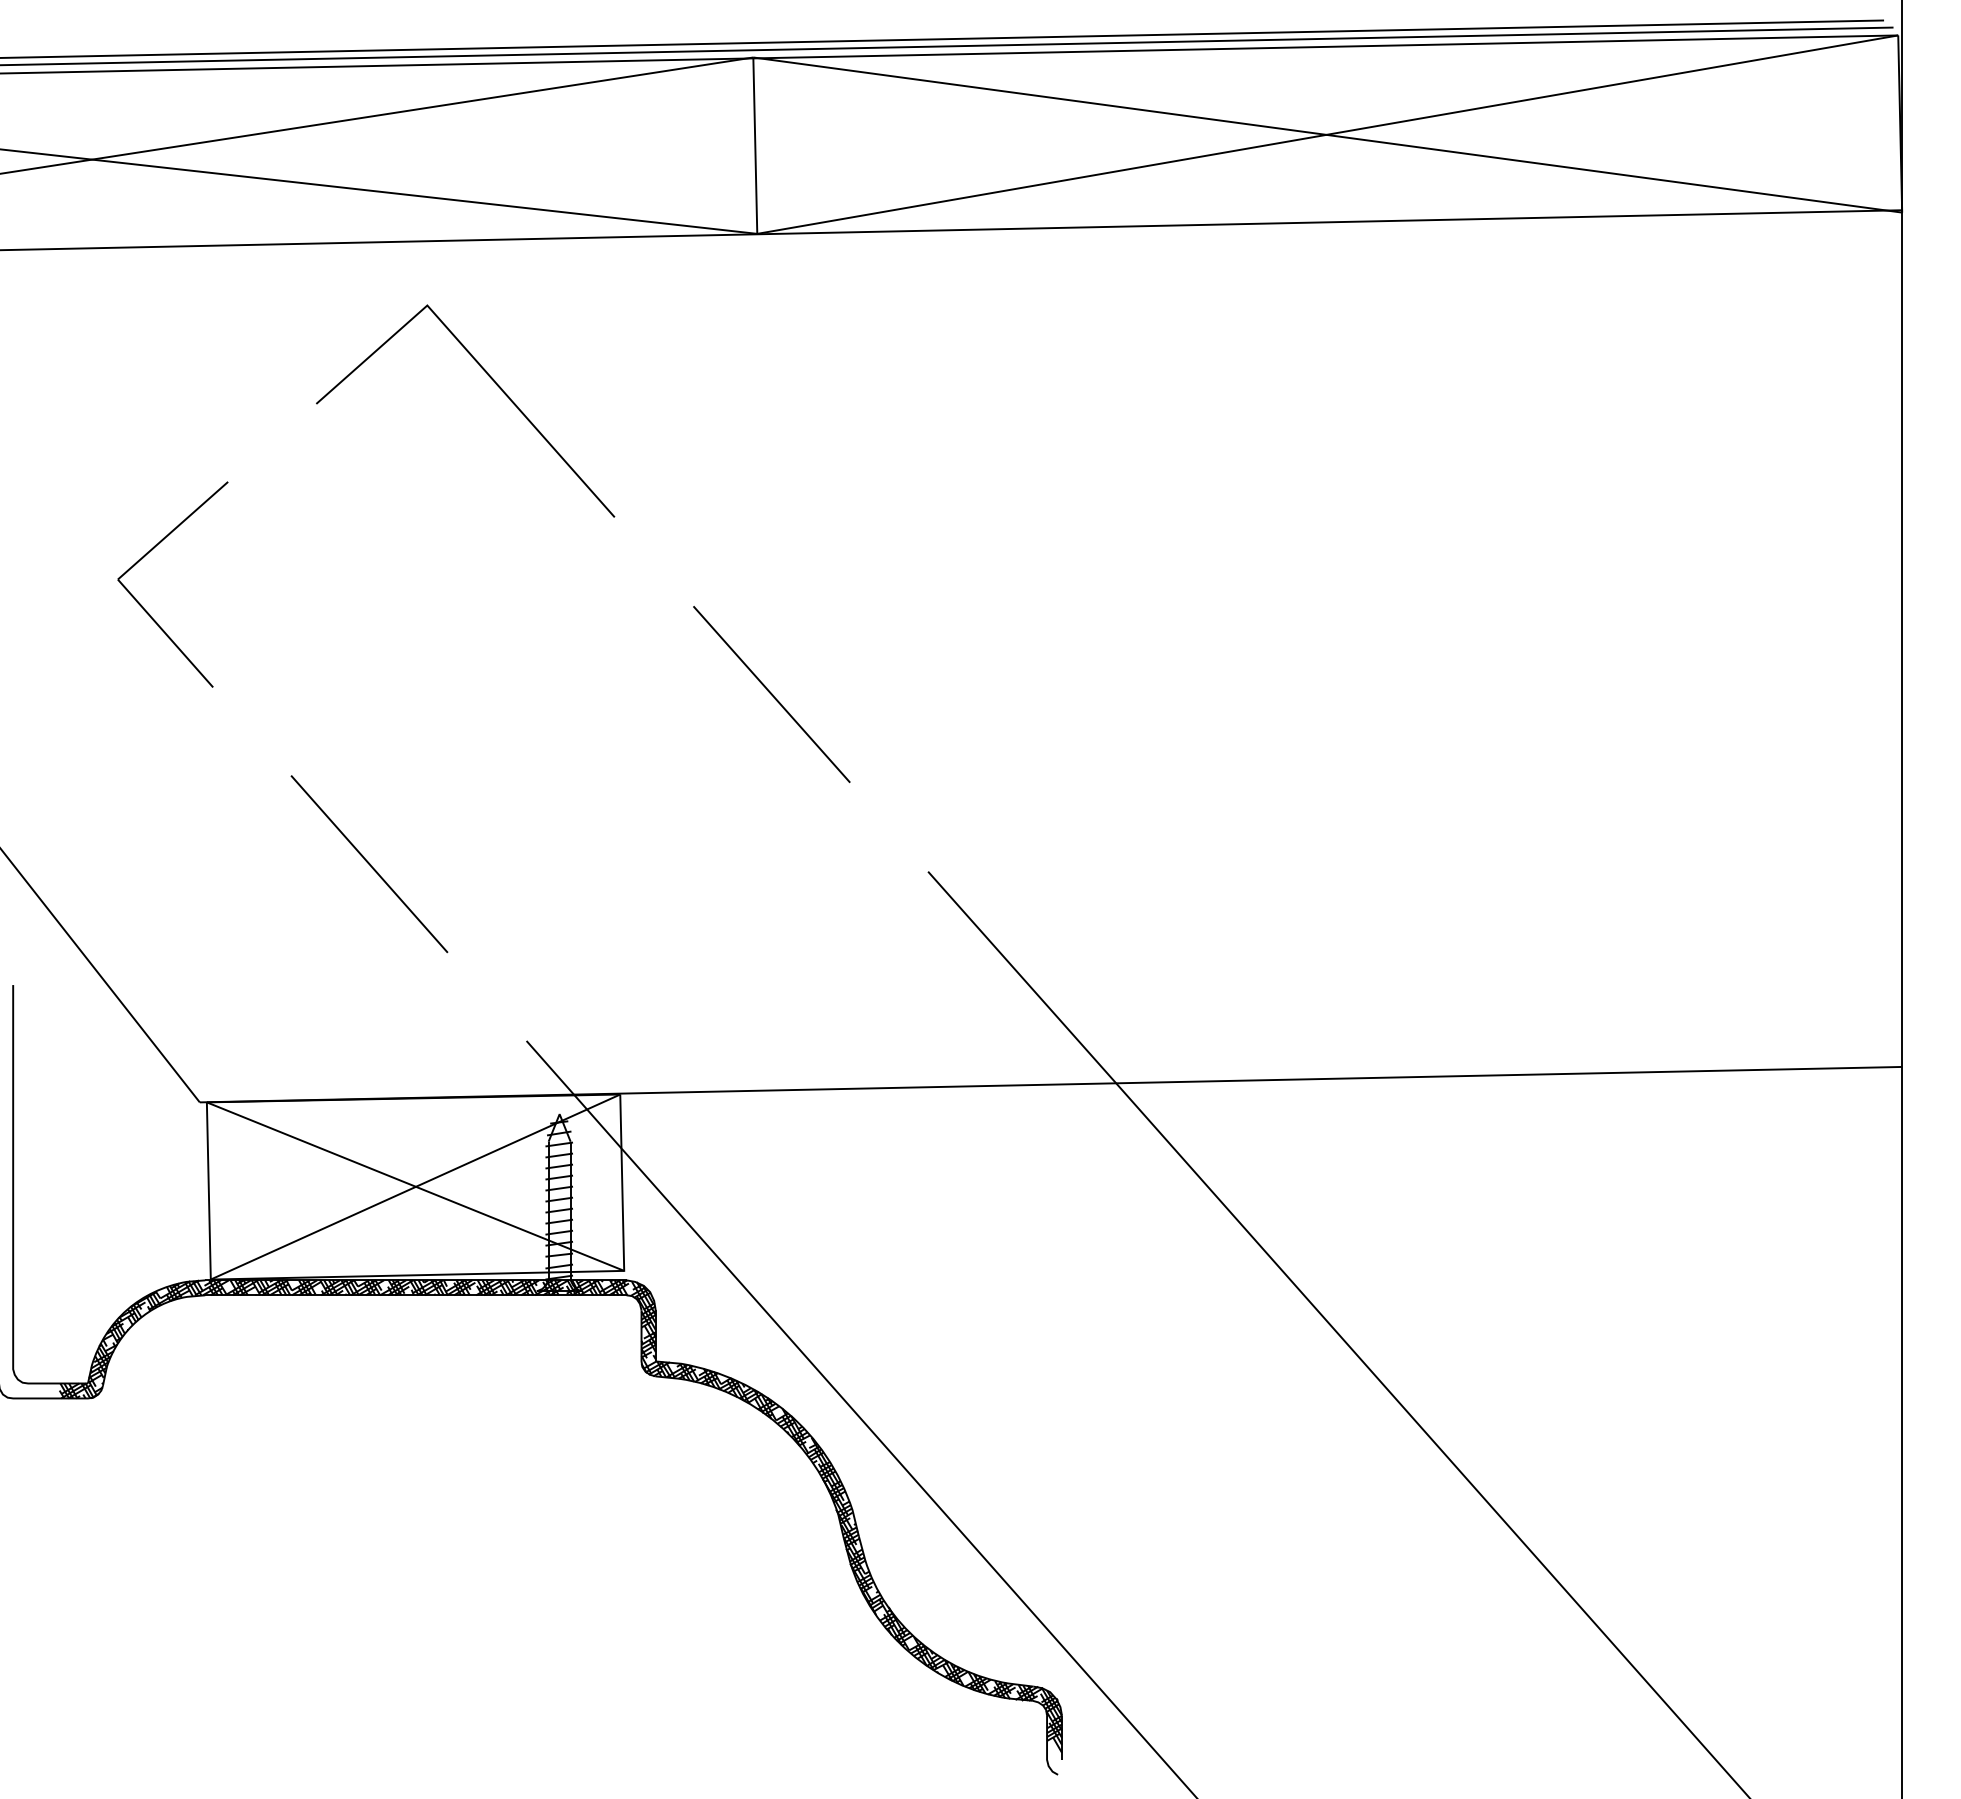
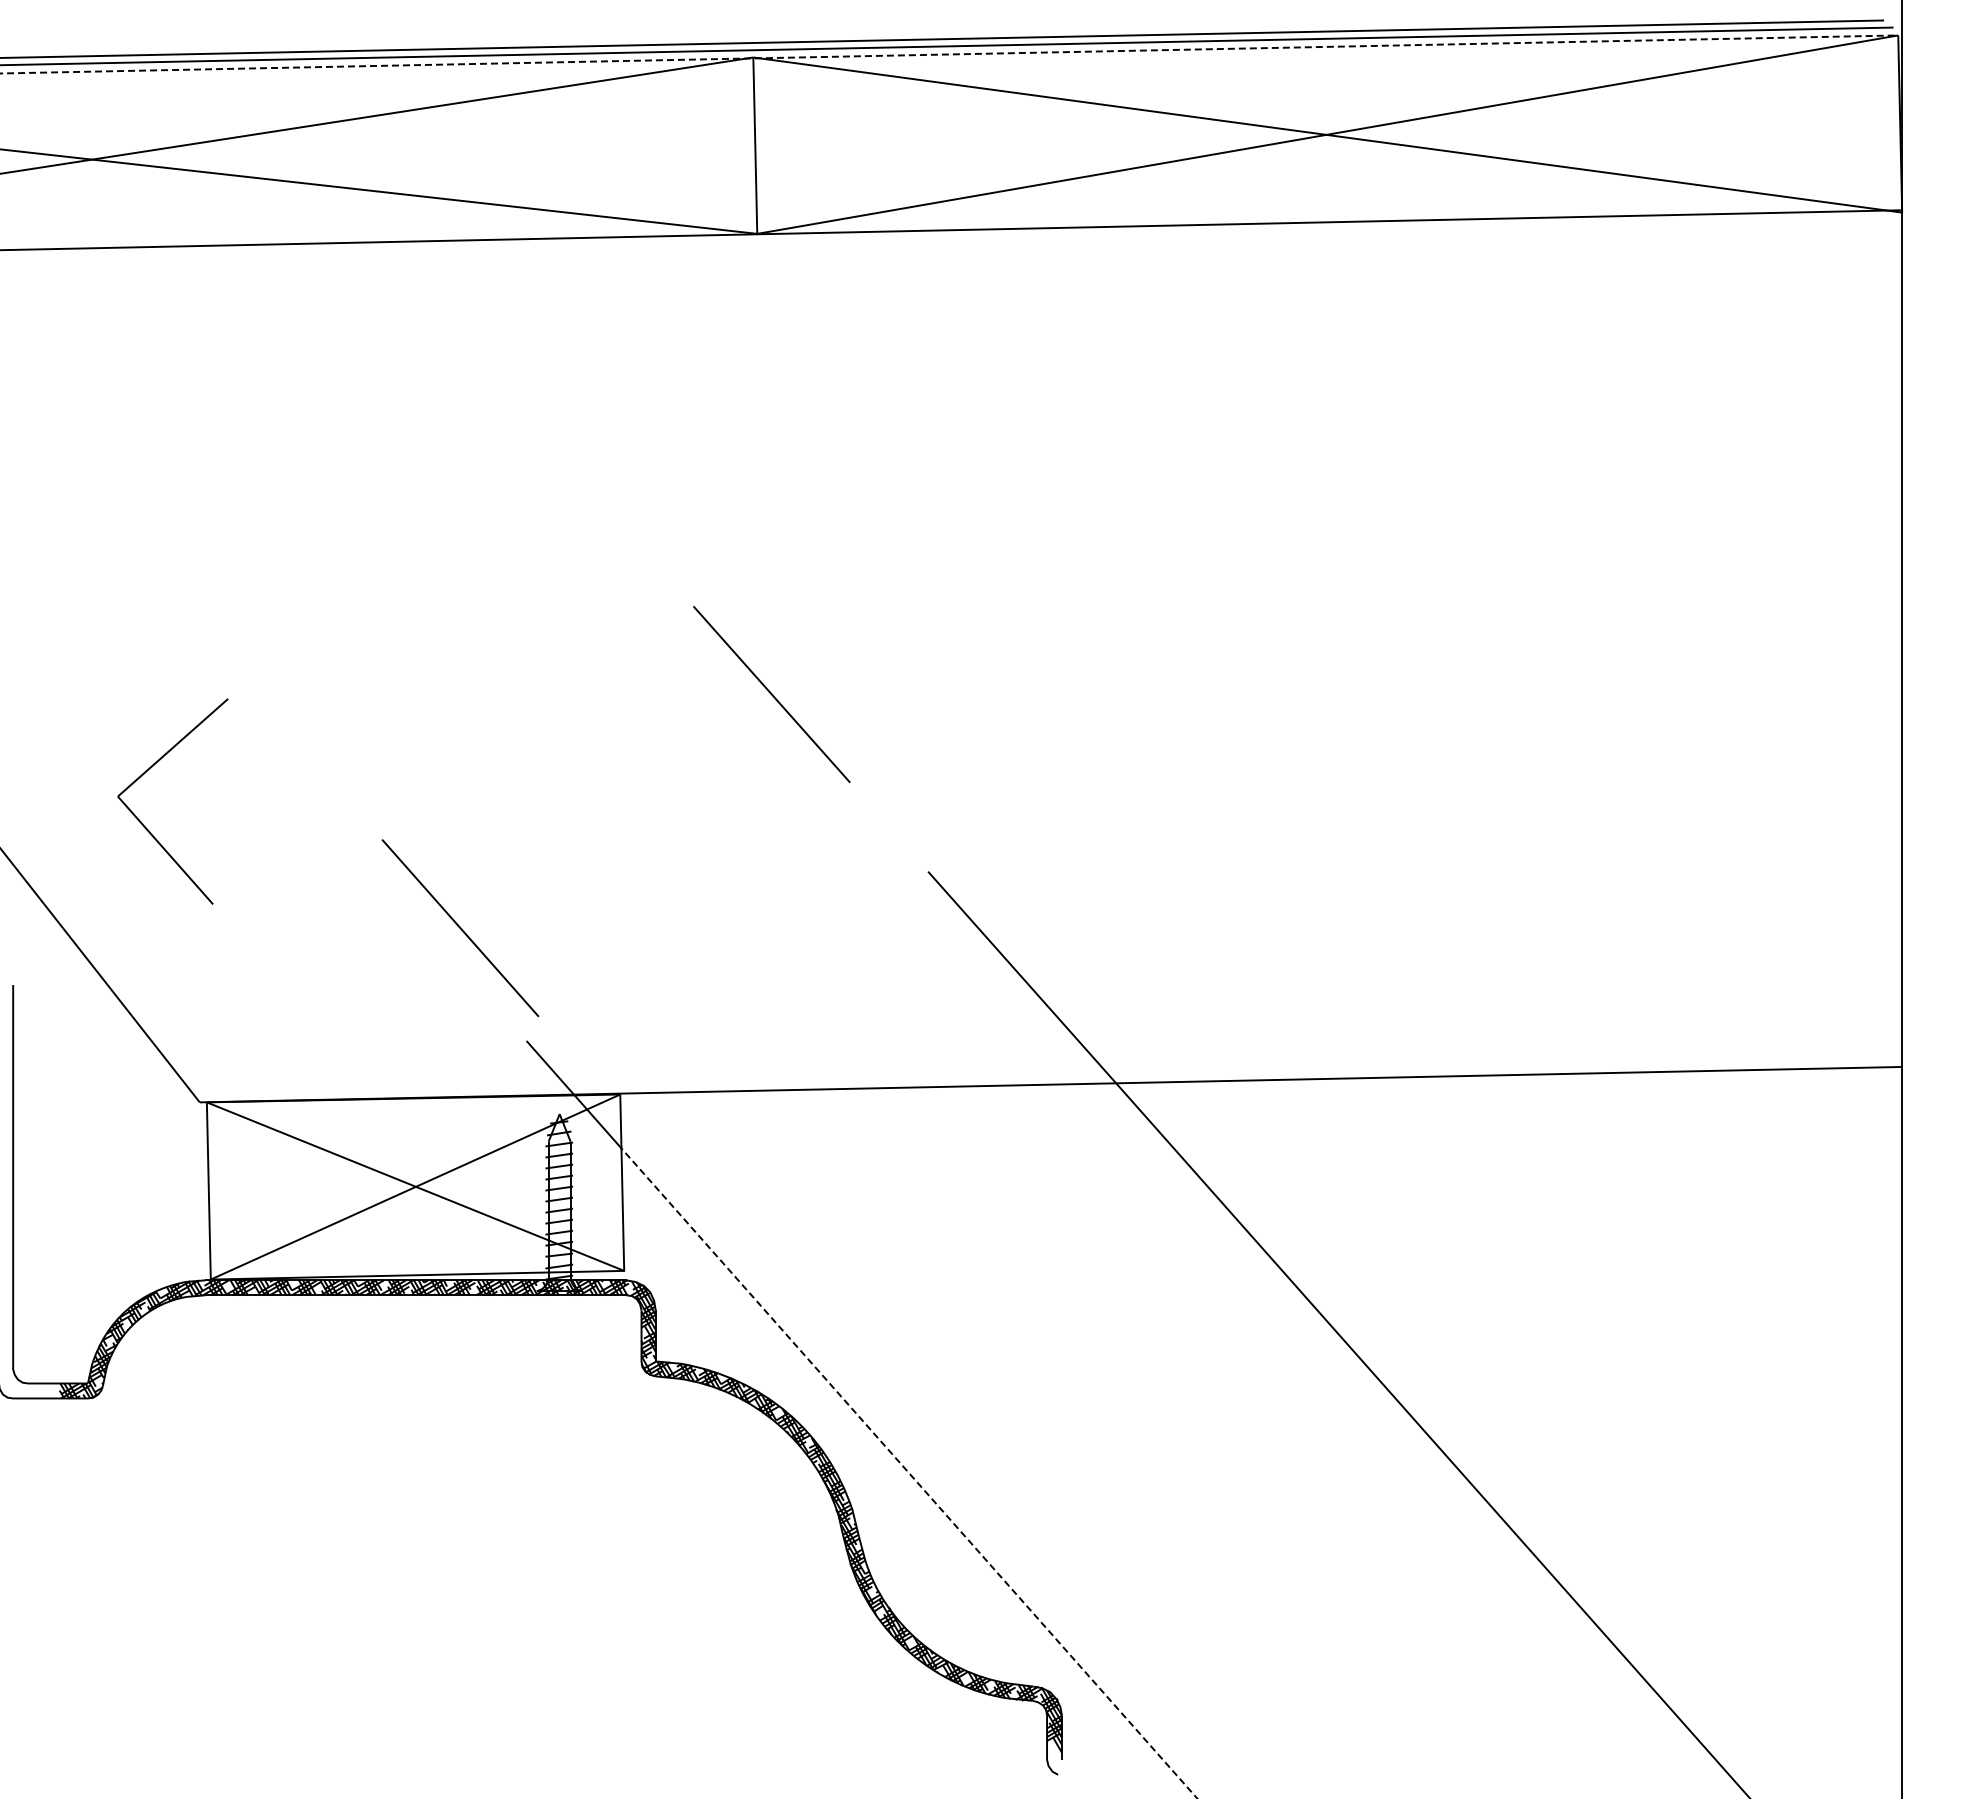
line: solid -> dashed (949, 54)
line: present -> none (495, 384)
part position: (142, 605) -> (142, 822) (142, 822)
line position: (369, 864) -> (460, 928) (460, 928)
line: solid -> dashed (909, 1473)
